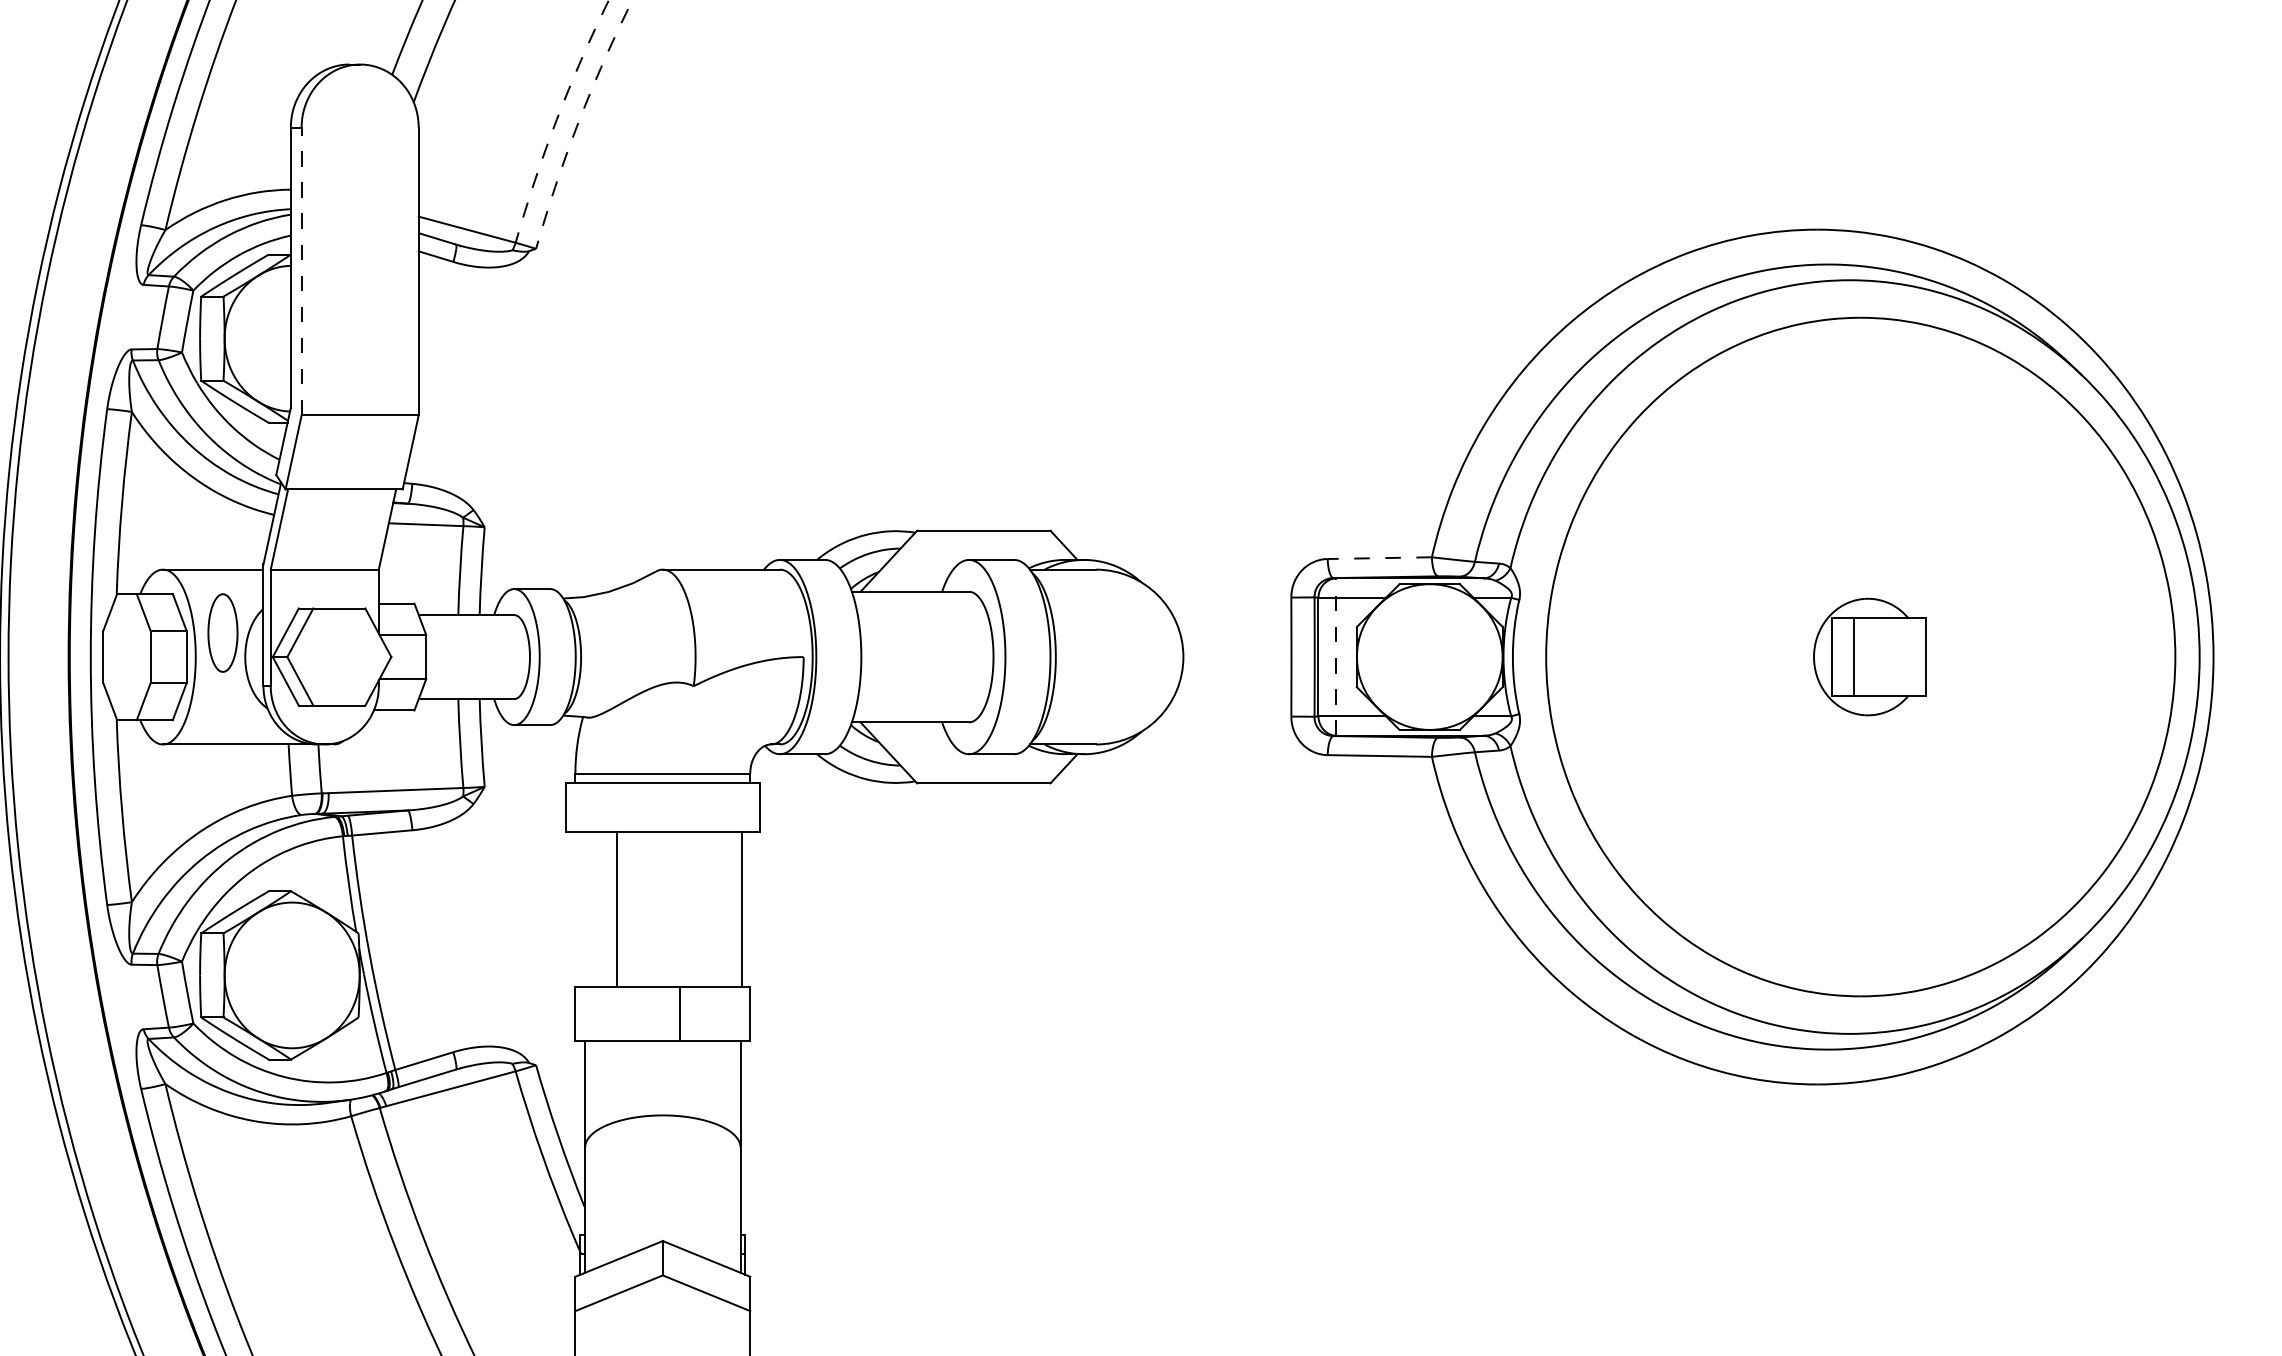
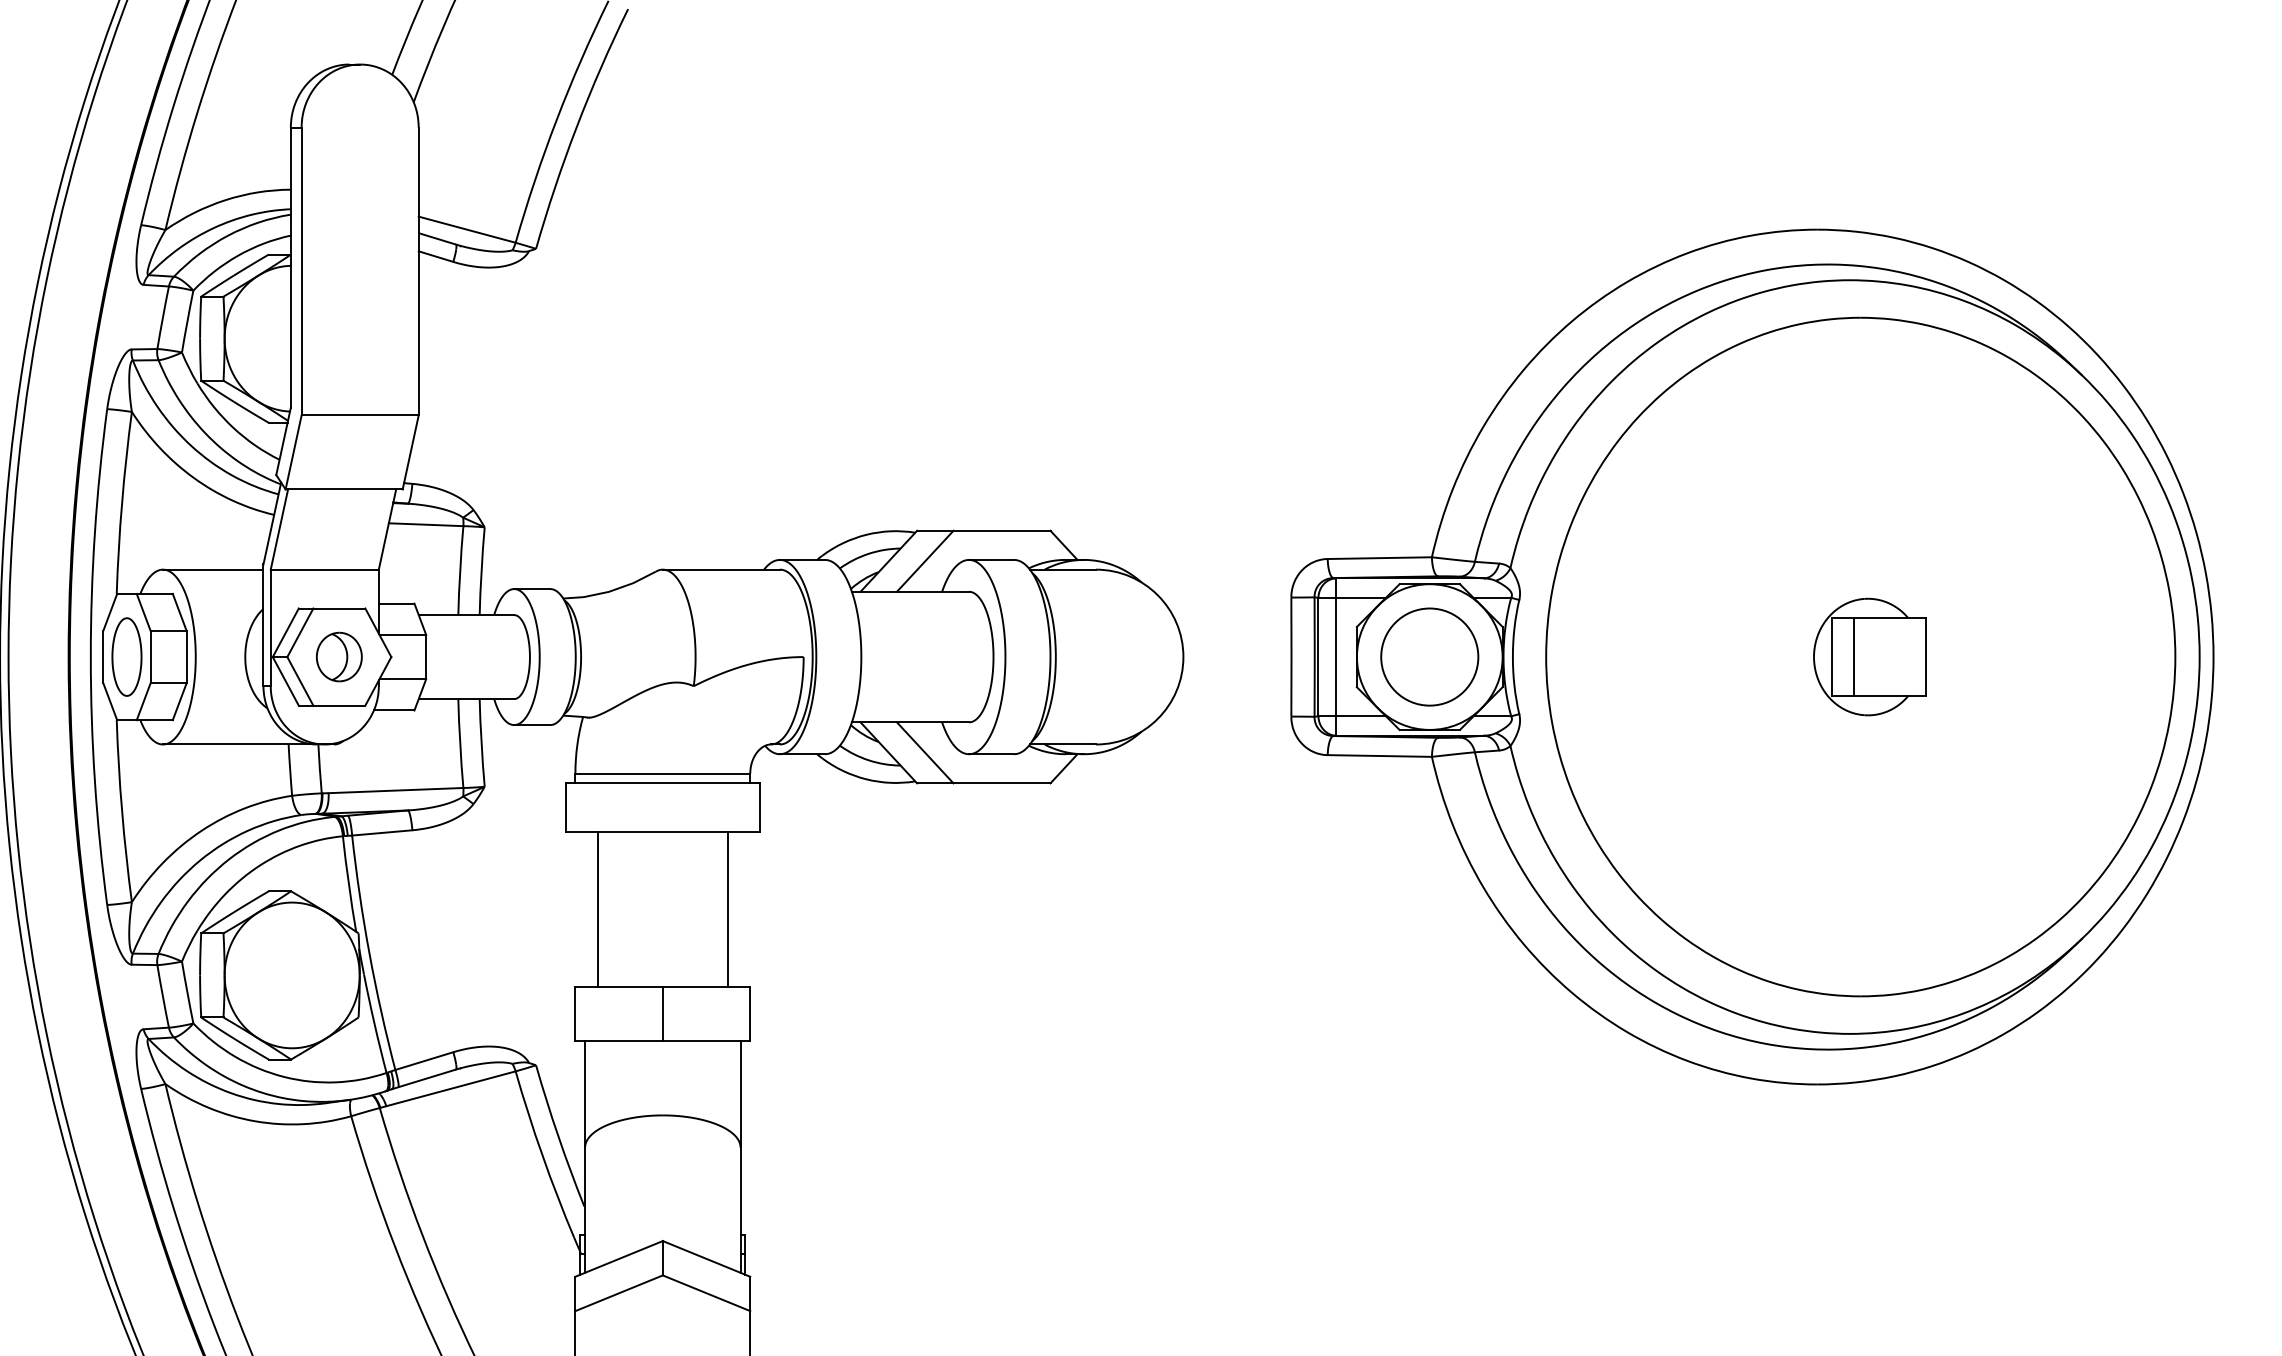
arc: dashed -> solid (556, 119)
arc: dashed -> solid (576, 126)
line: dashed -> solid (301, 271)
line: dashed -> solid (1379, 558)
line: none -> present (924, 560)
part position: (222, 632) -> (126, 656) (126, 656)
part: none -> present (339, 656)
circle: none -> present (1429, 656)
line: dashed -> solid (1336, 657)
line: none -> present (924, 752)
line position: (616, 909) -> (597, 909) (597, 909)
line position: (742, 909) -> (728, 909) (728, 909)
line position: (679, 1013) -> (662, 1013) (662, 1013)
